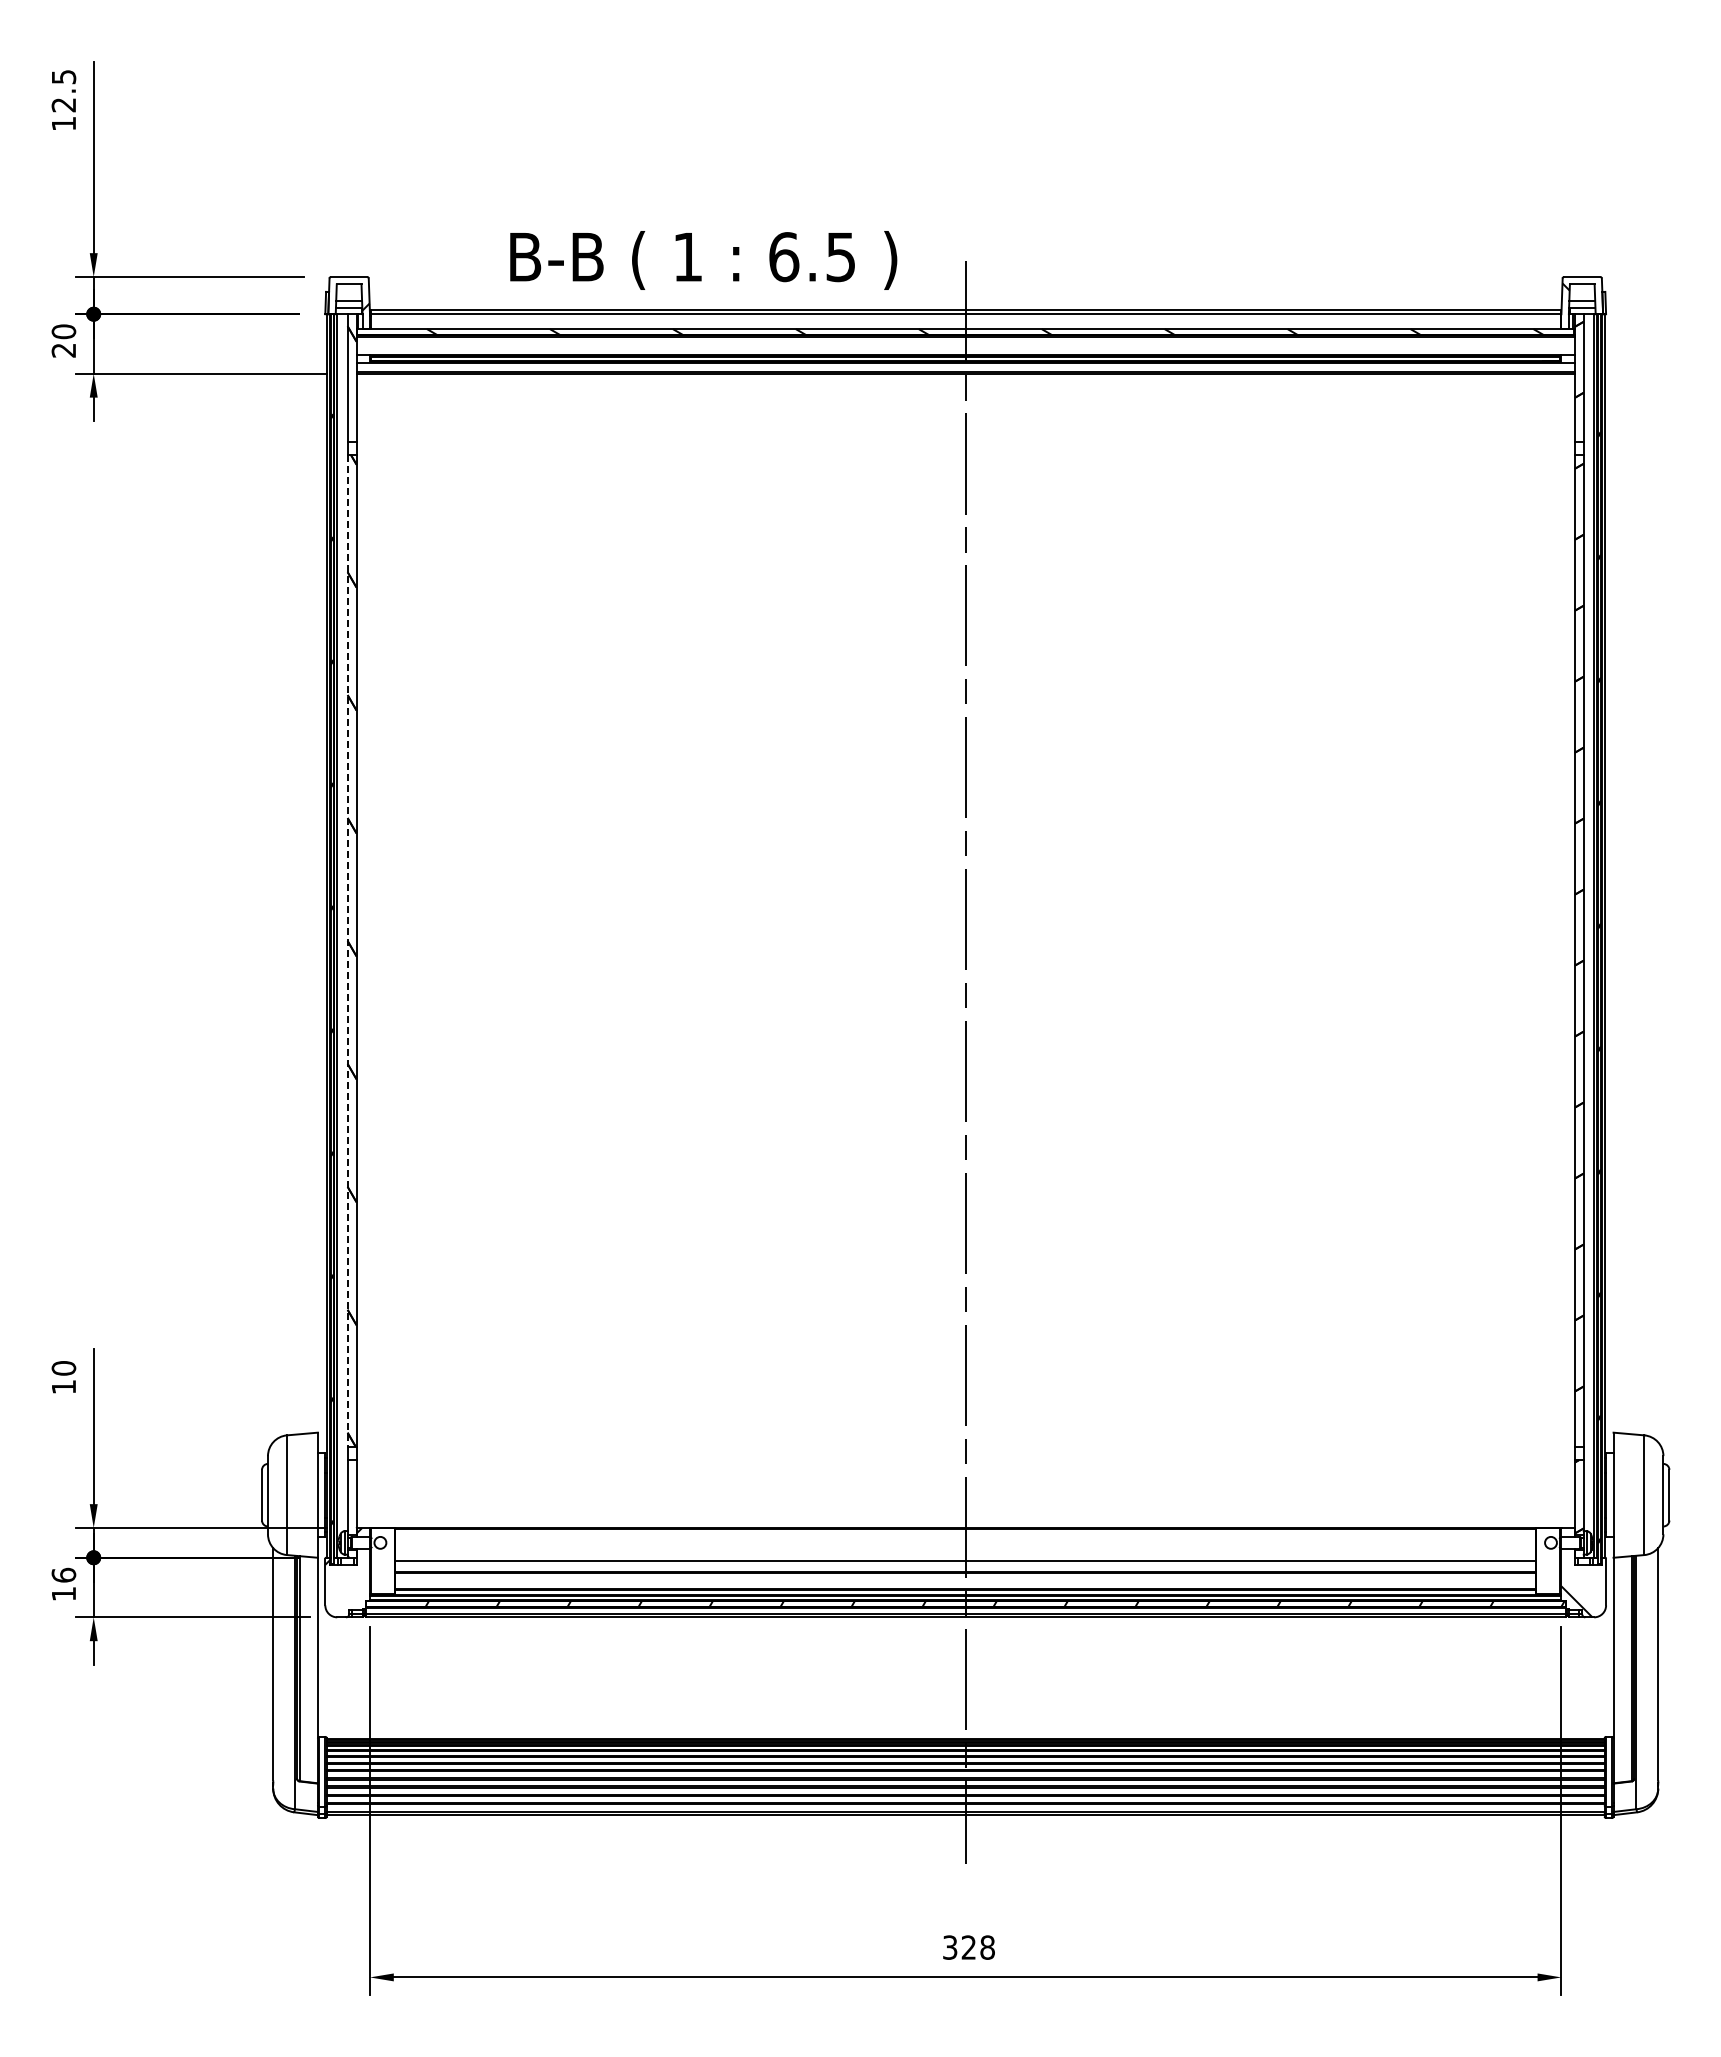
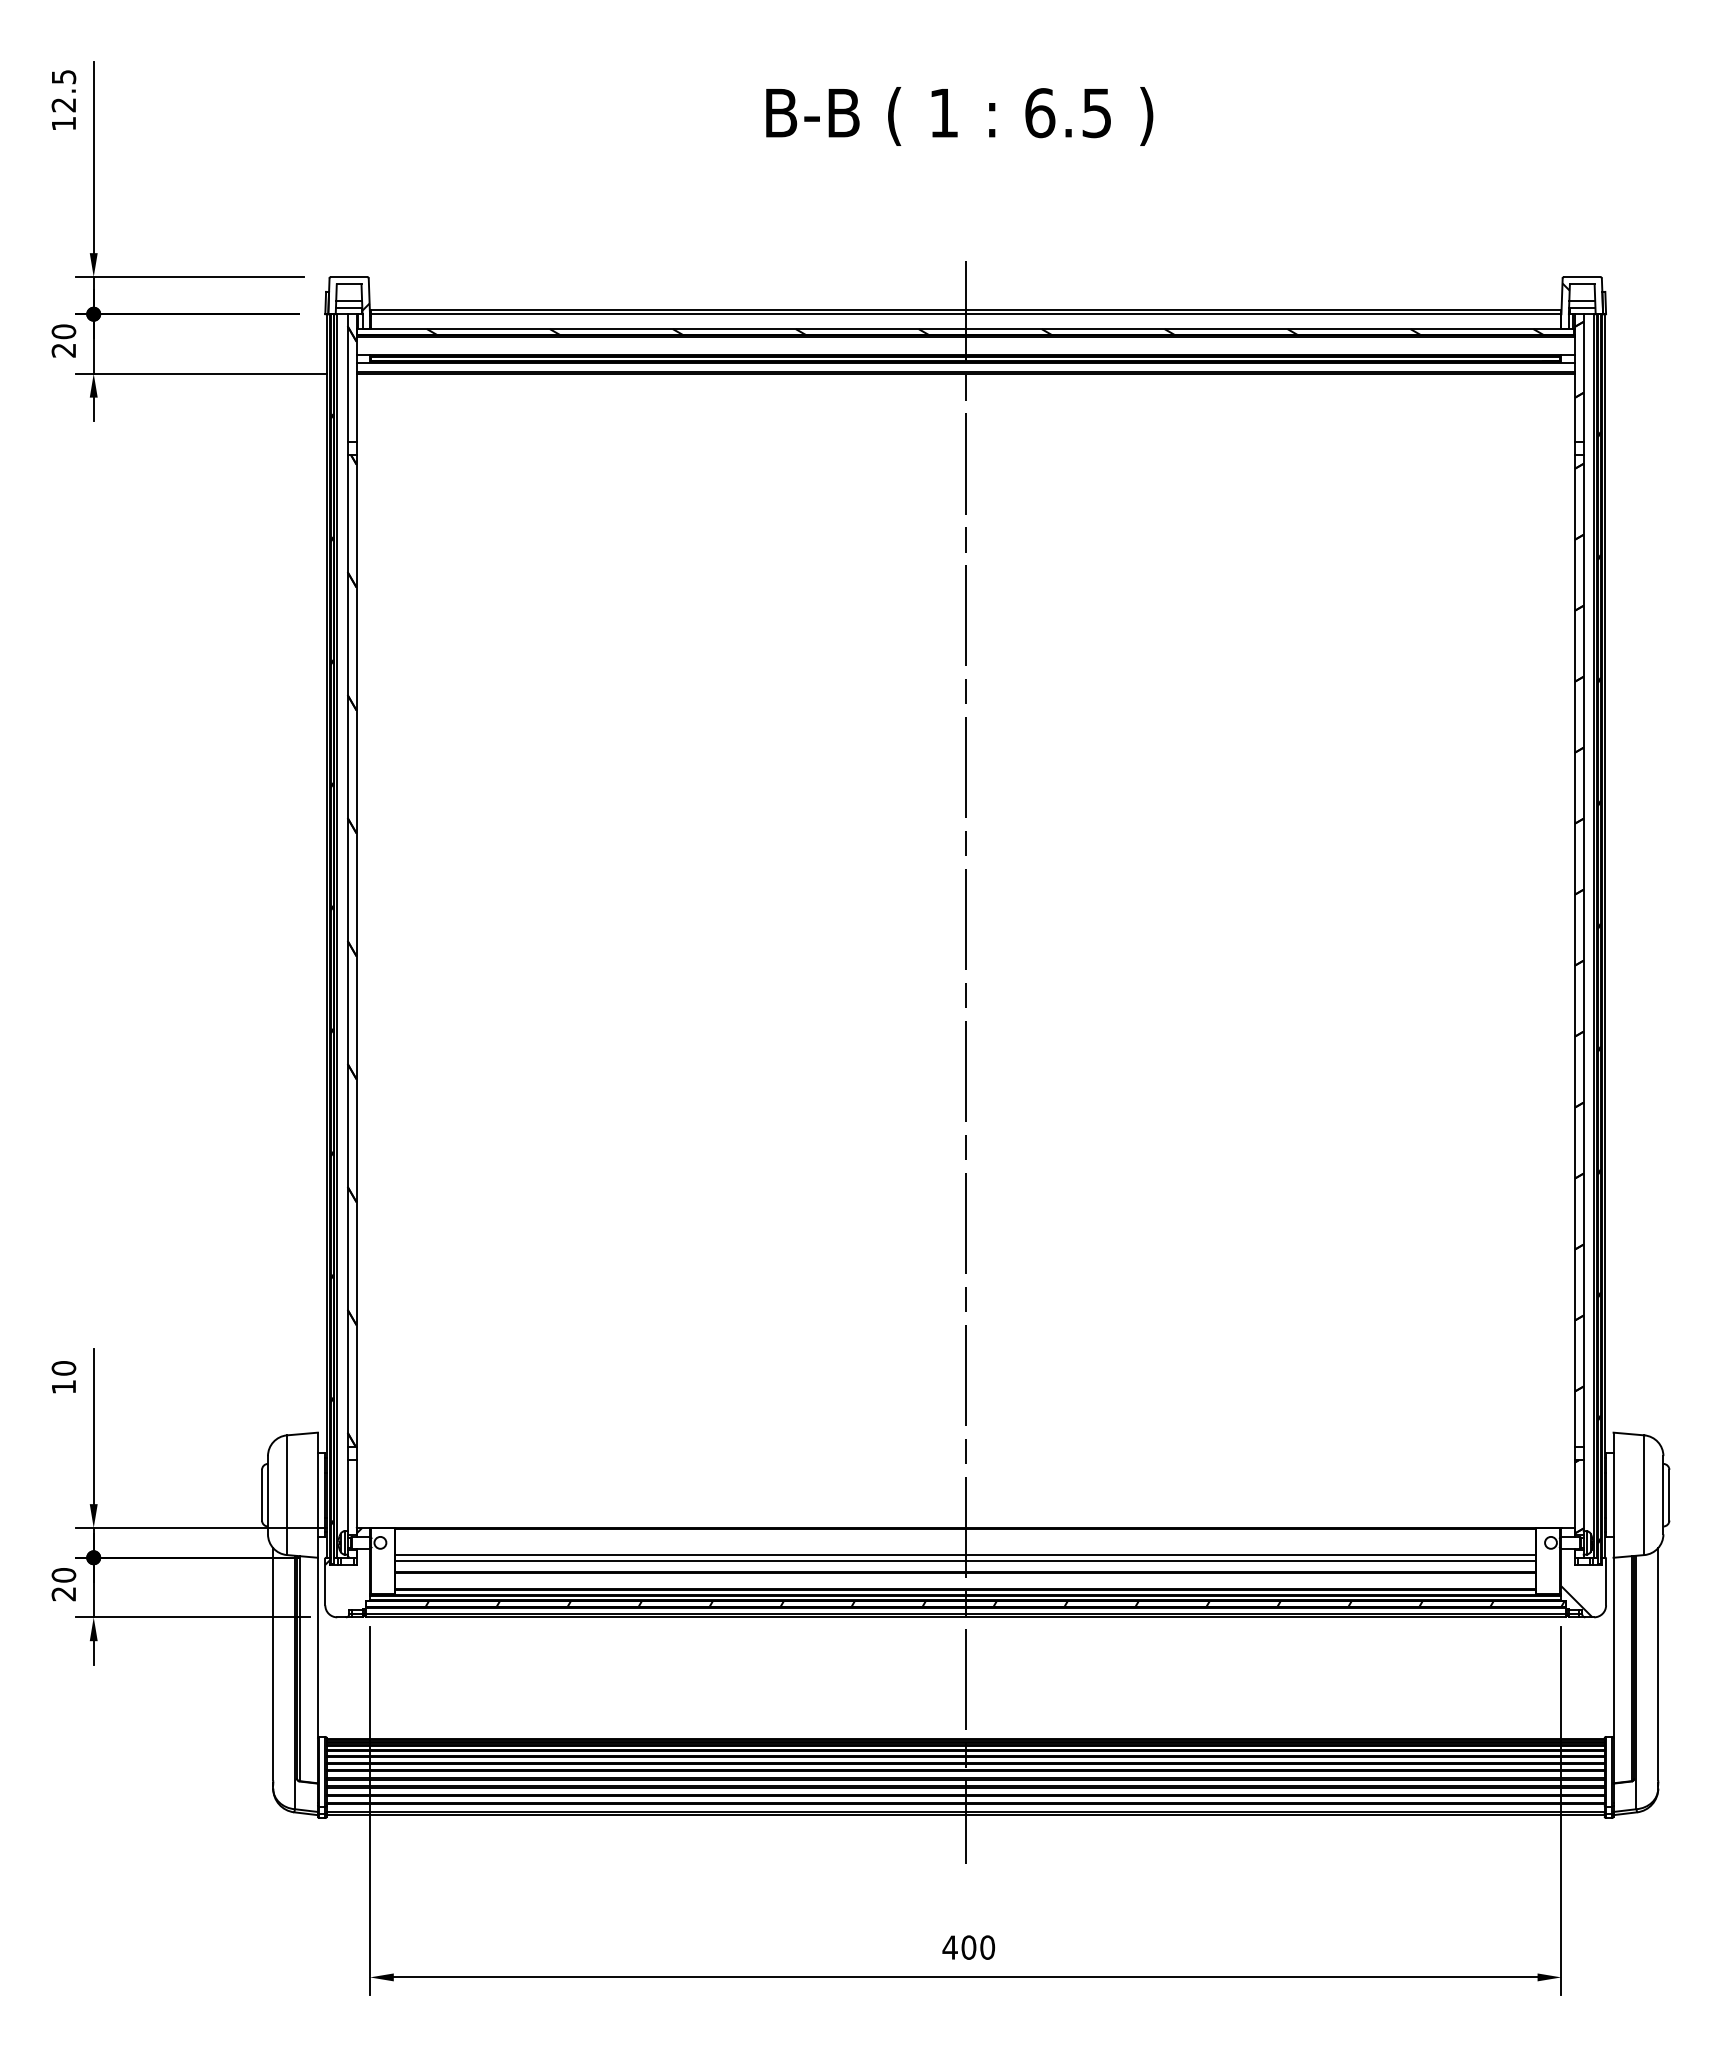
text position: (703, 260) -> (959, 116) (959, 116)
line: dashed -> solid (347, 950)
line: none -> present (965, 1554)
text: 16 -> 20 (63, 1584)
text: 328 -> 400 (968, 1947)
